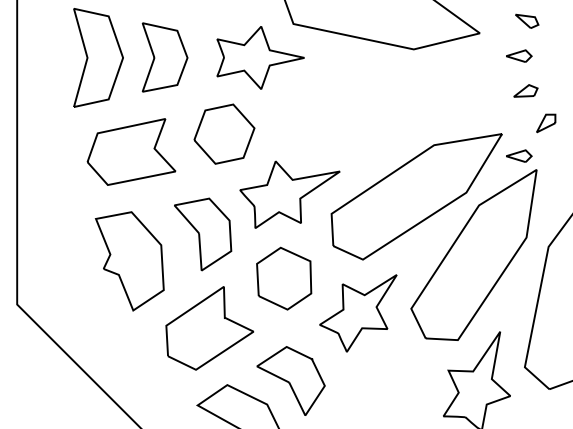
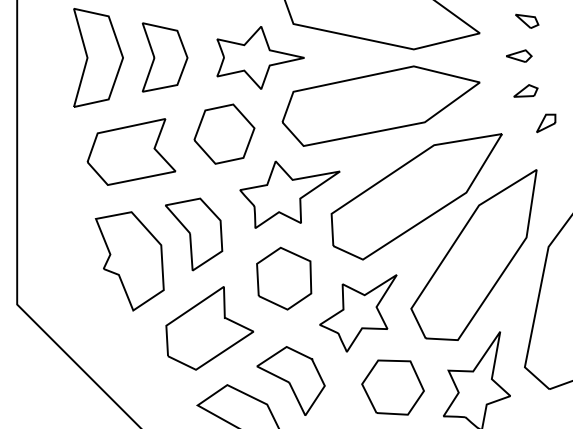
part: none -> present (380, 105)
part: present -> none (519, 155)
part position: (203, 234) -> (194, 234) (194, 234)
part: none -> present (392, 387)
